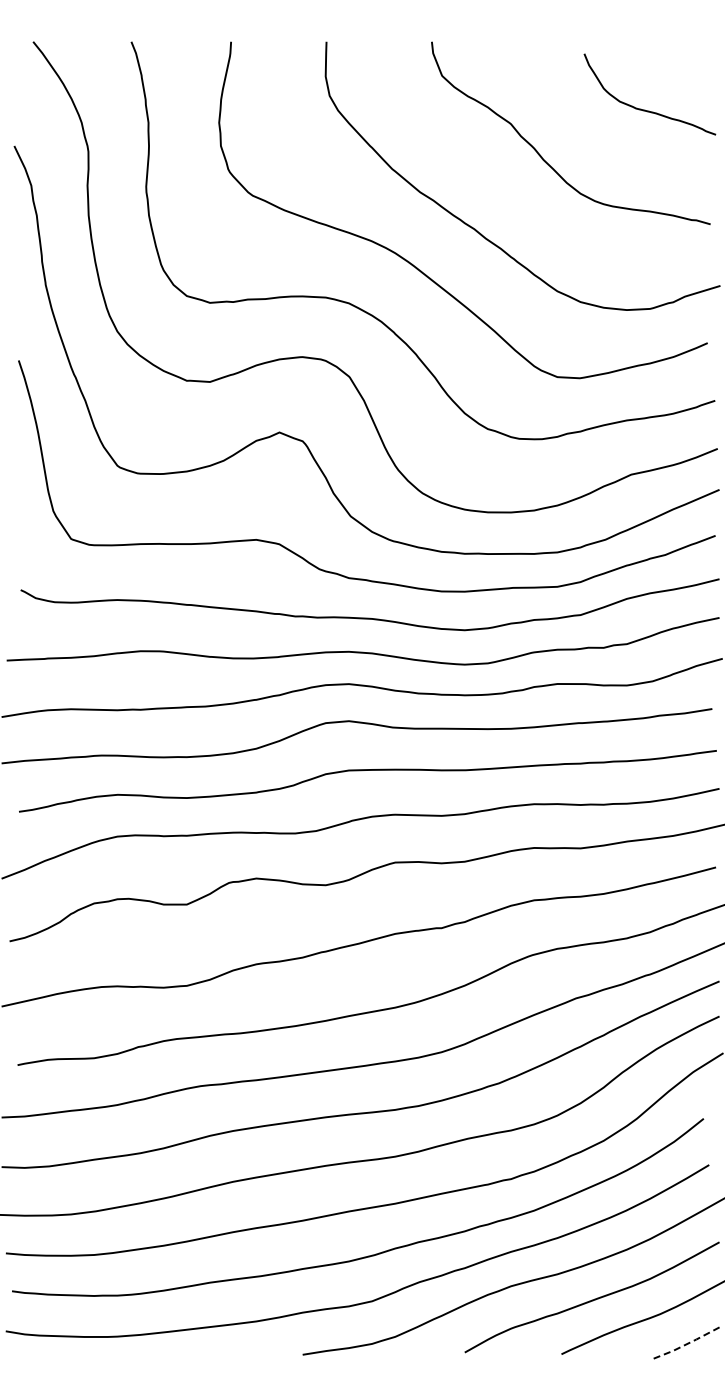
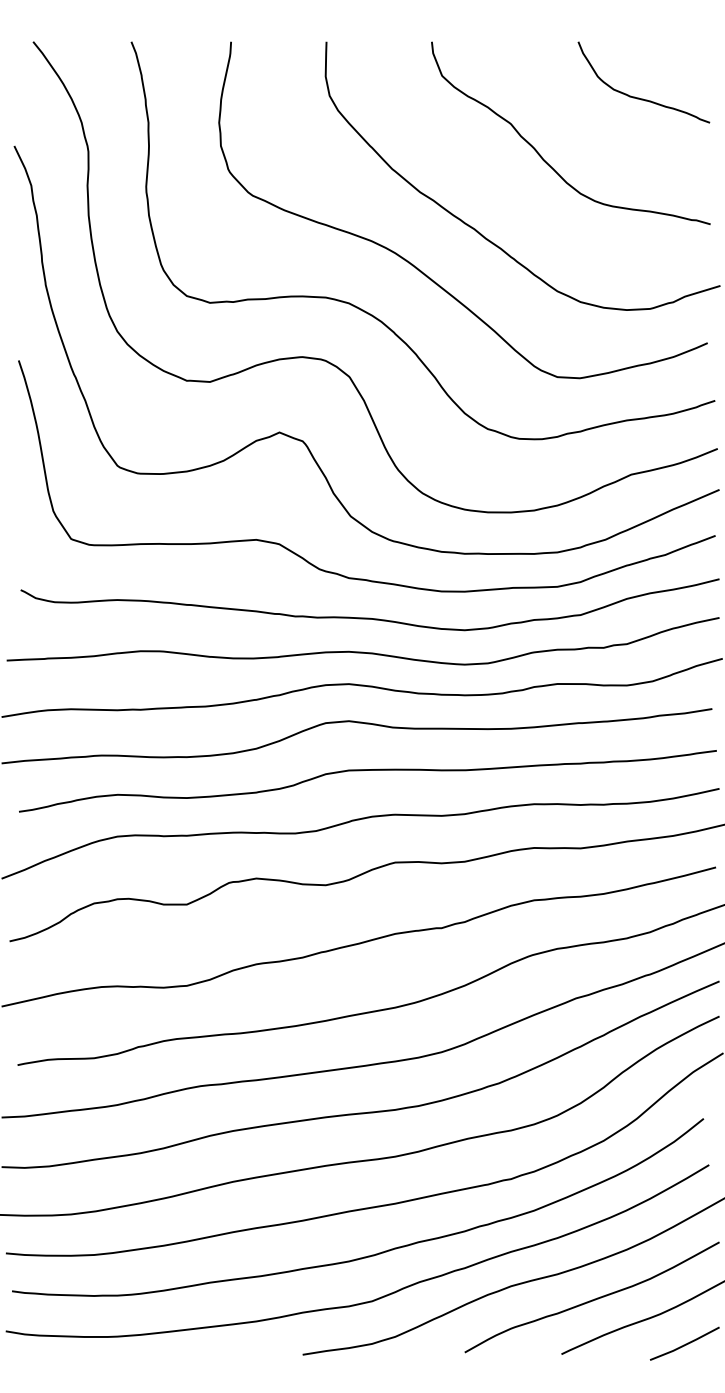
curve position: (645, 109) -> (639, 97) (639, 97)
line: dashed -> solid (685, 1344)
